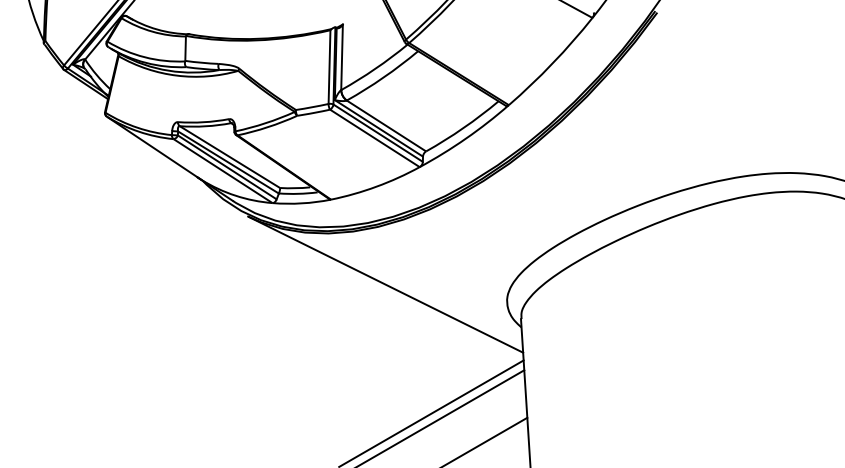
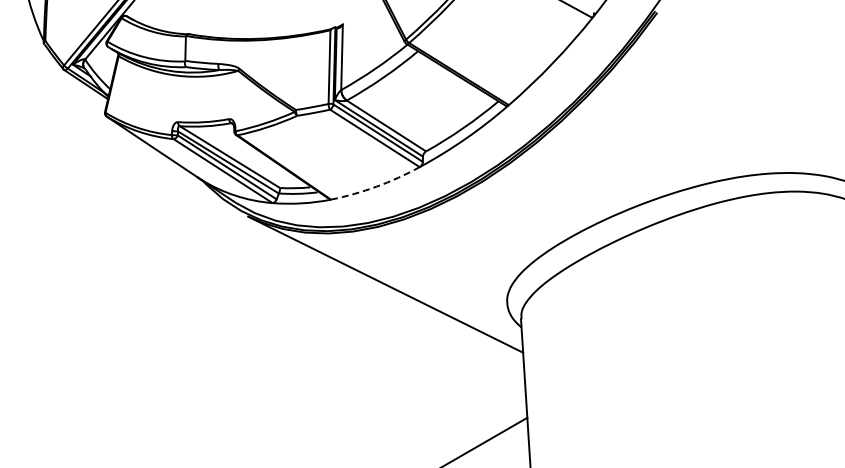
arc: solid -> dashed (376, 186)
line: present -> none (432, 412)
line: present -> none (442, 417)
